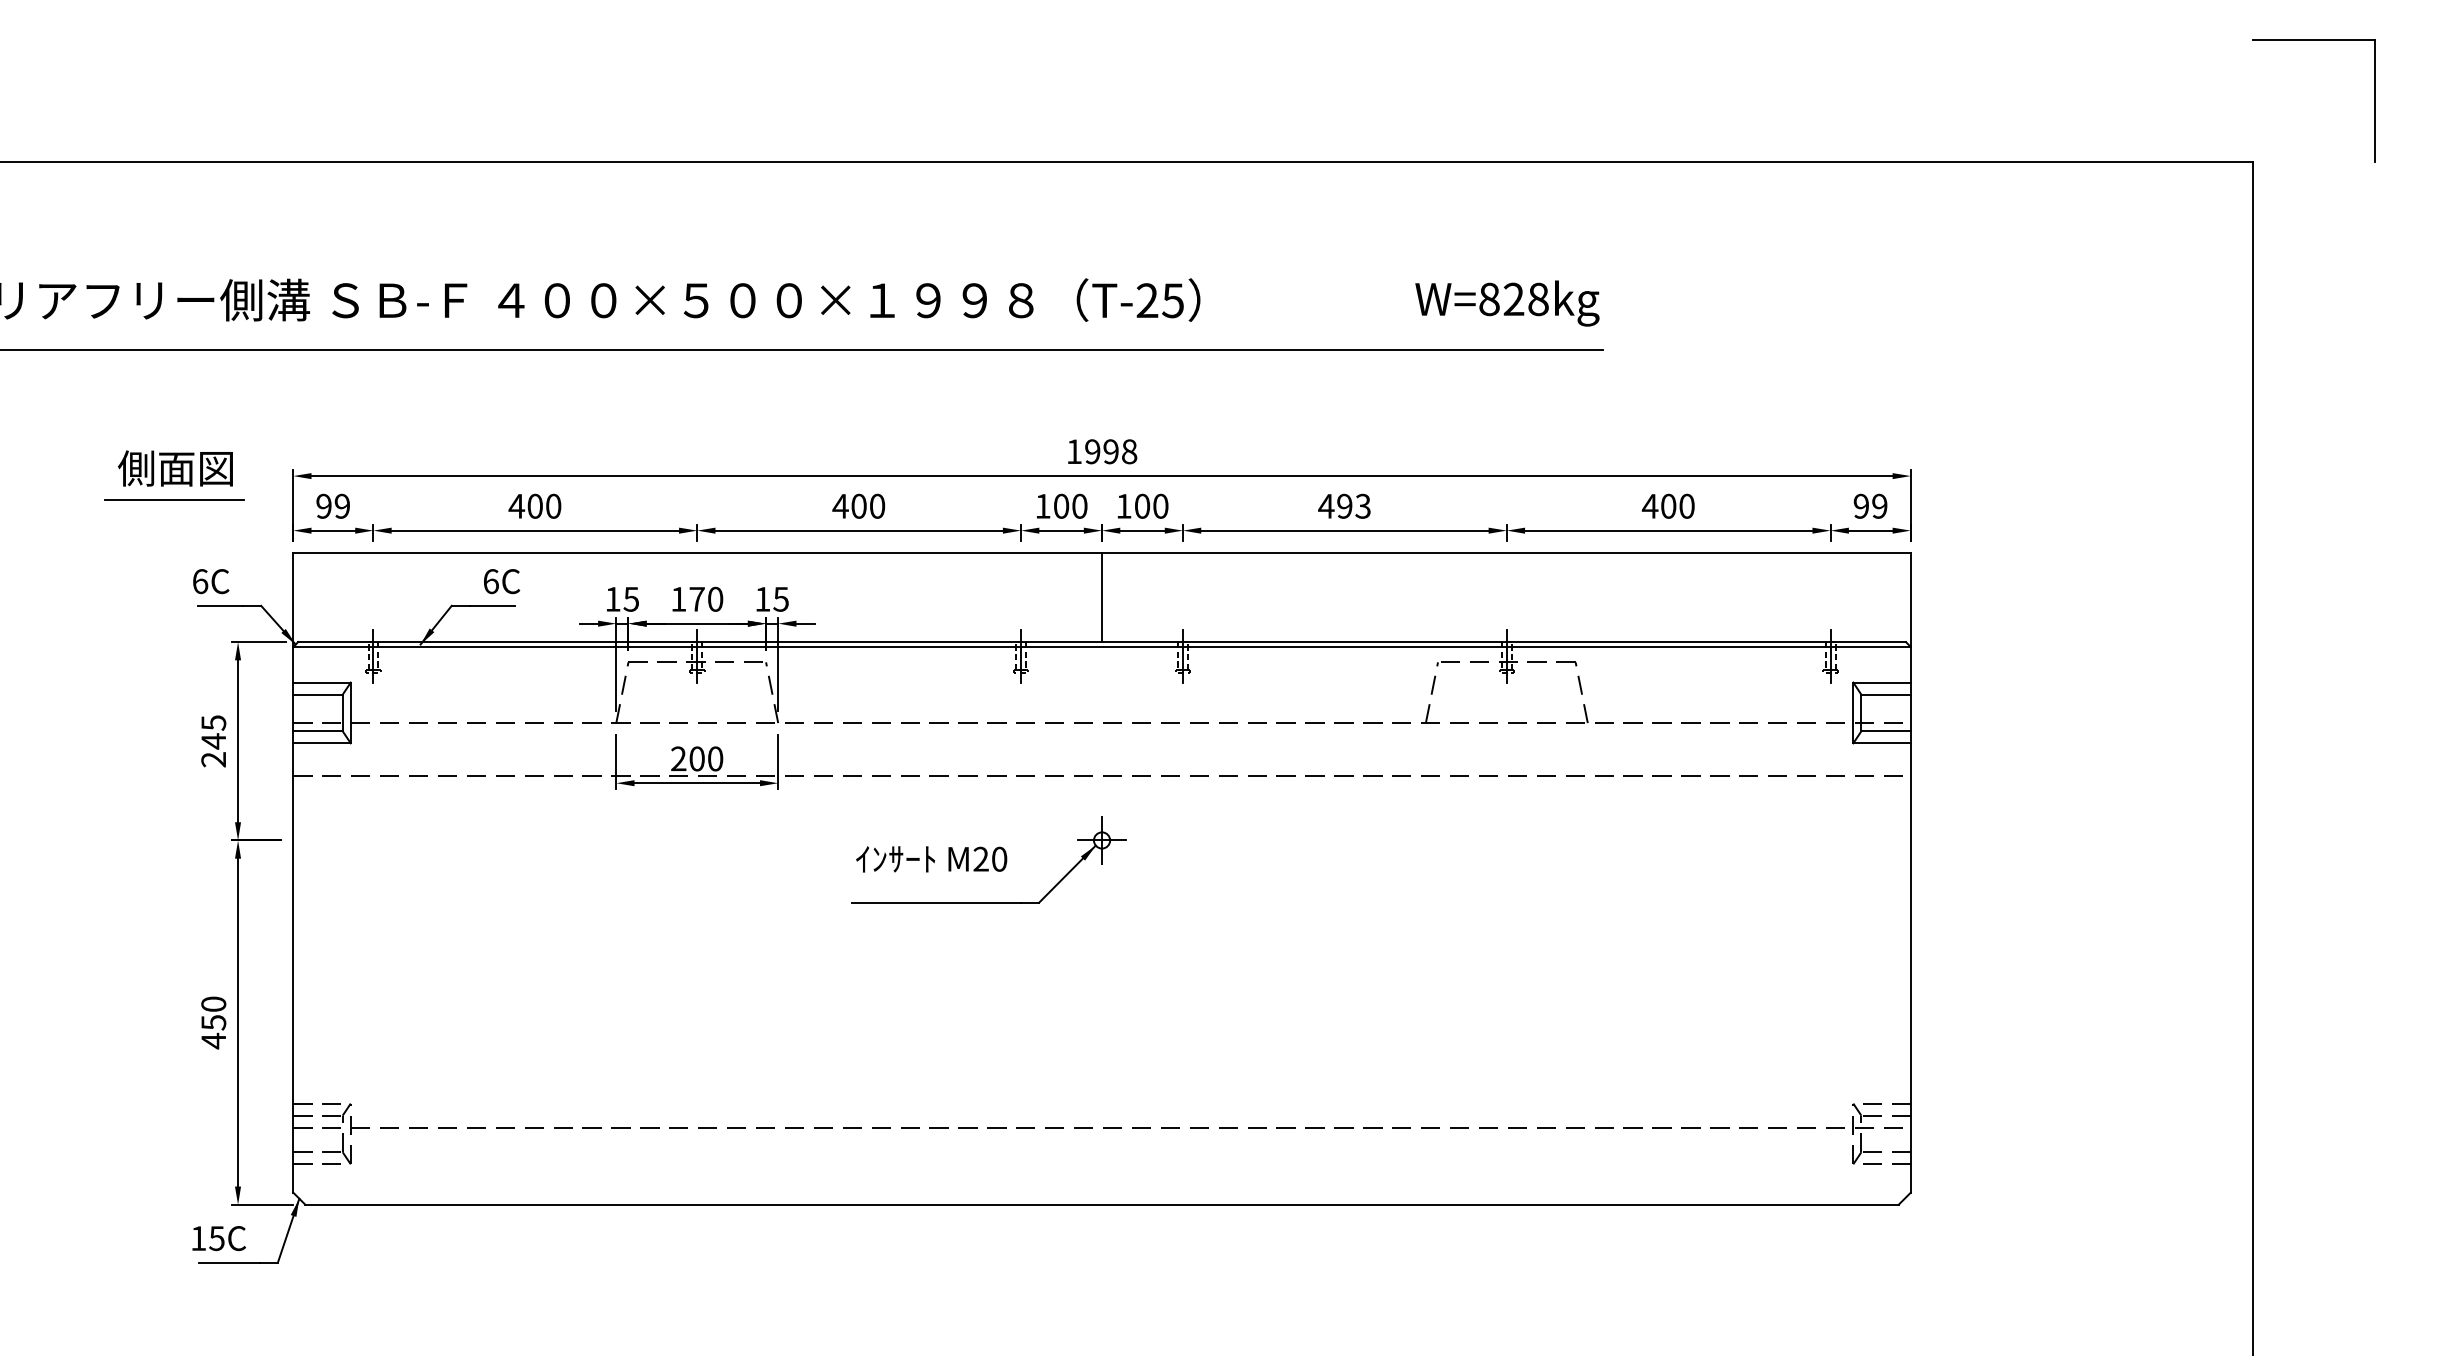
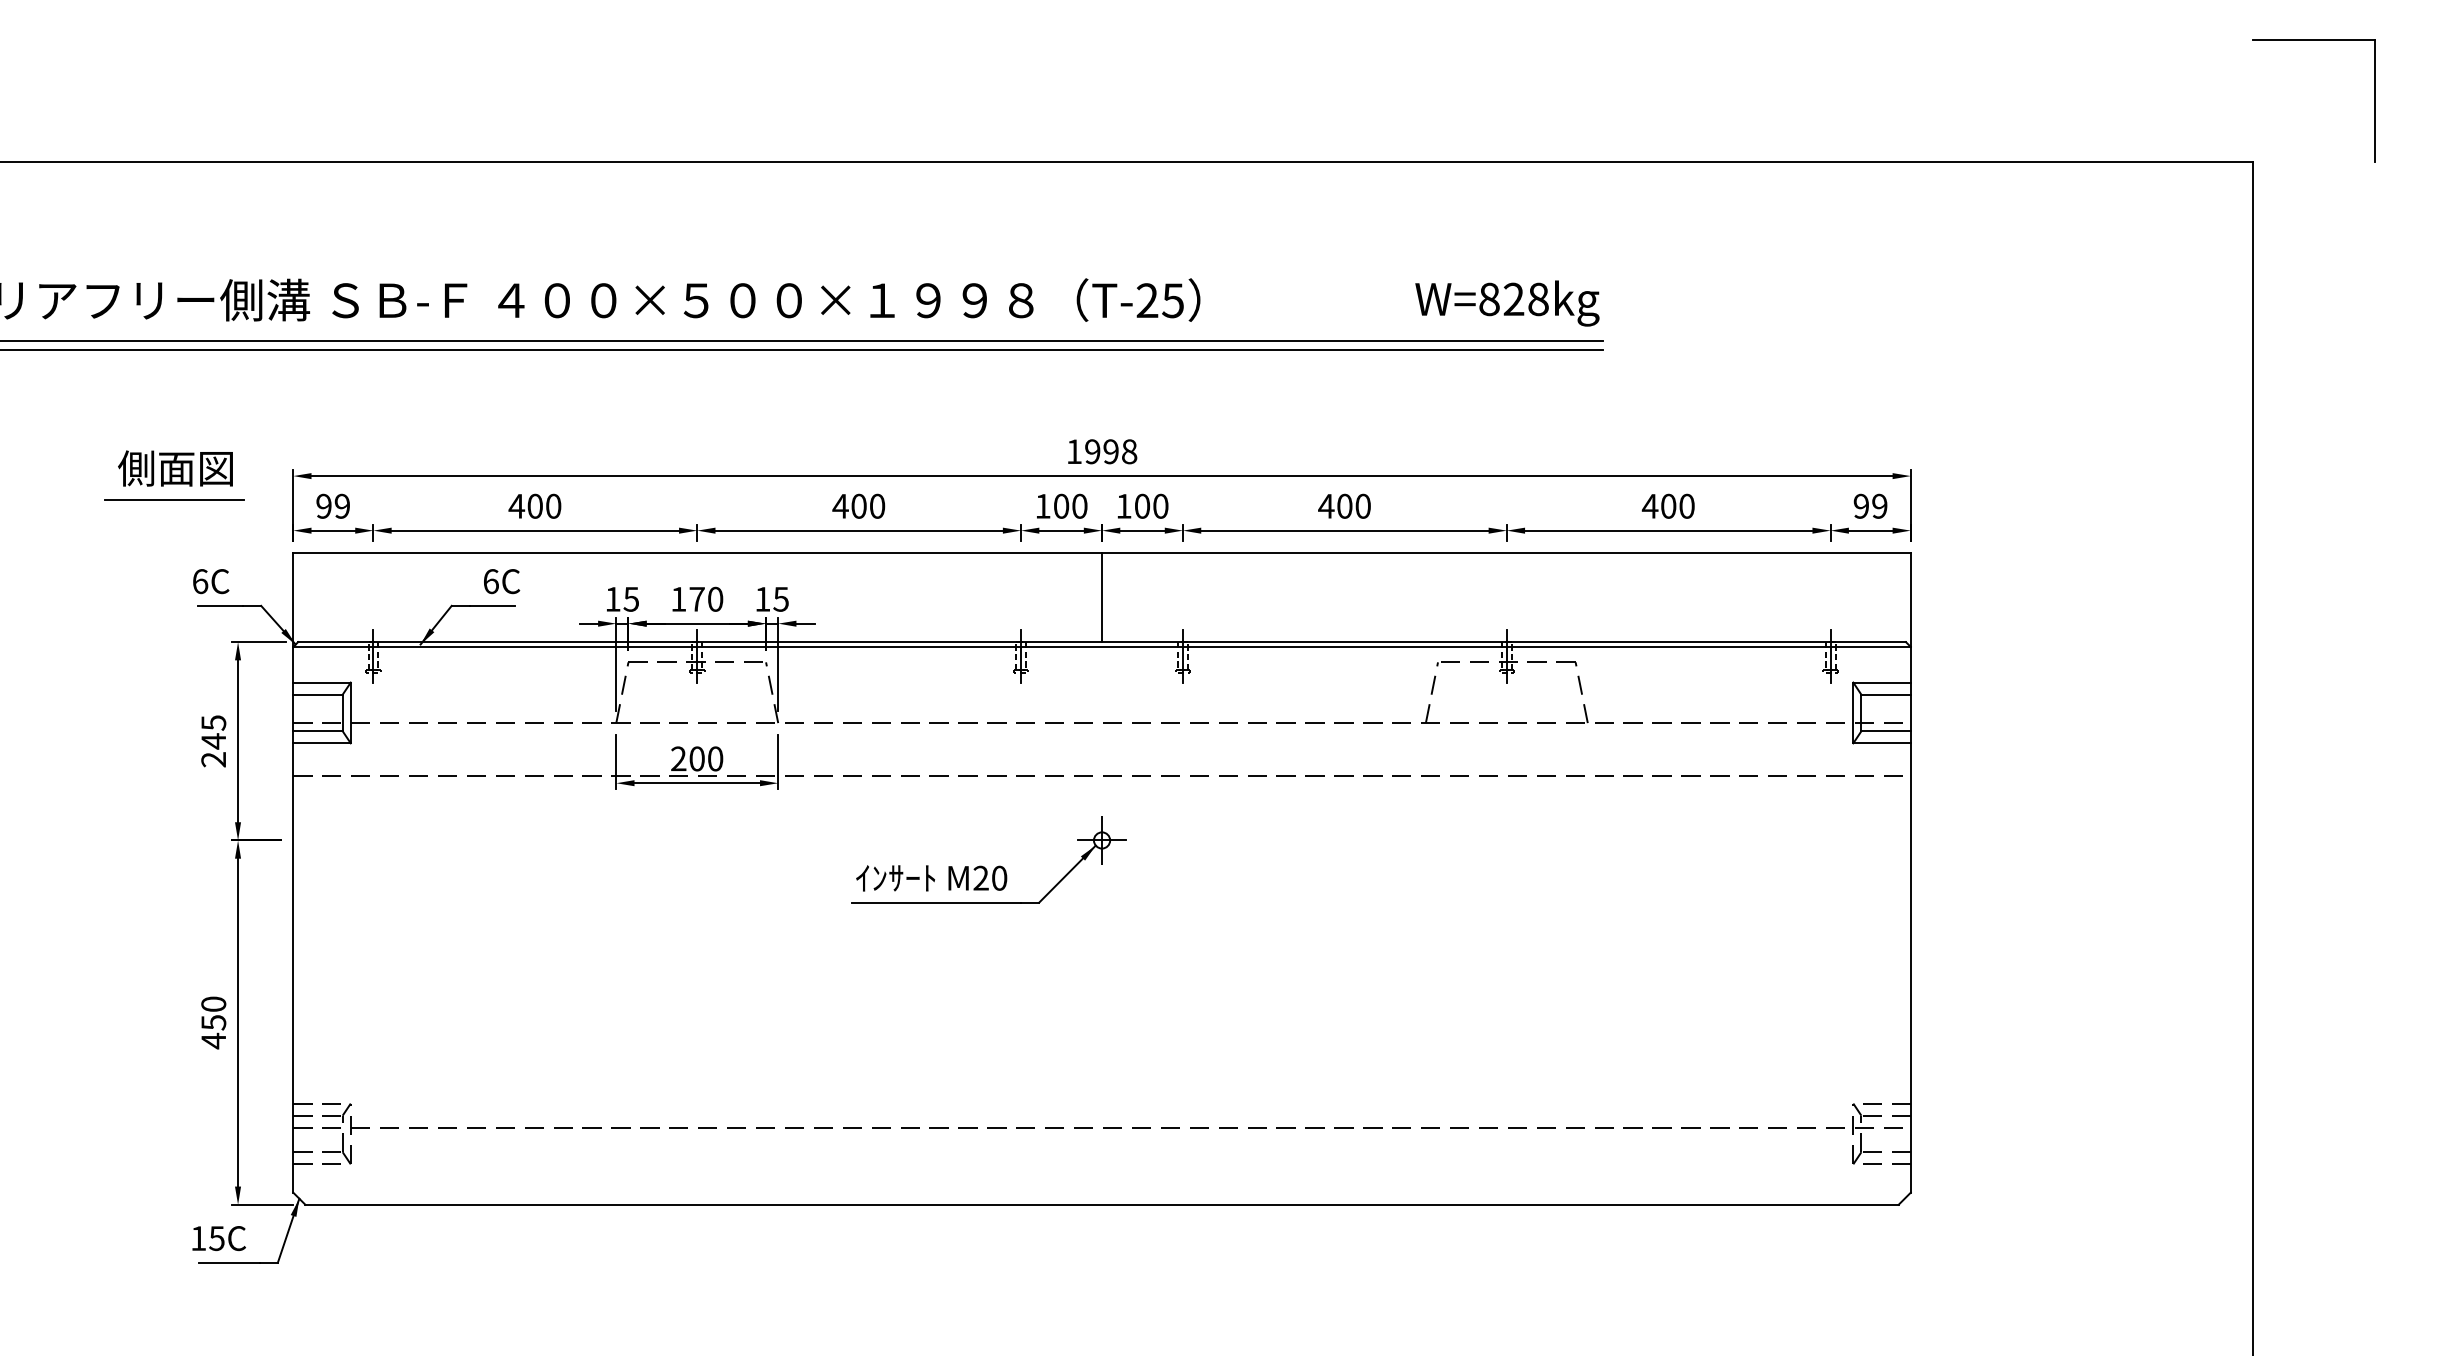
line: none -> present (802, 340)
text: 493 -> 400 (1353, 505)
text position: (931, 859) -> (931, 878) (931, 878)
